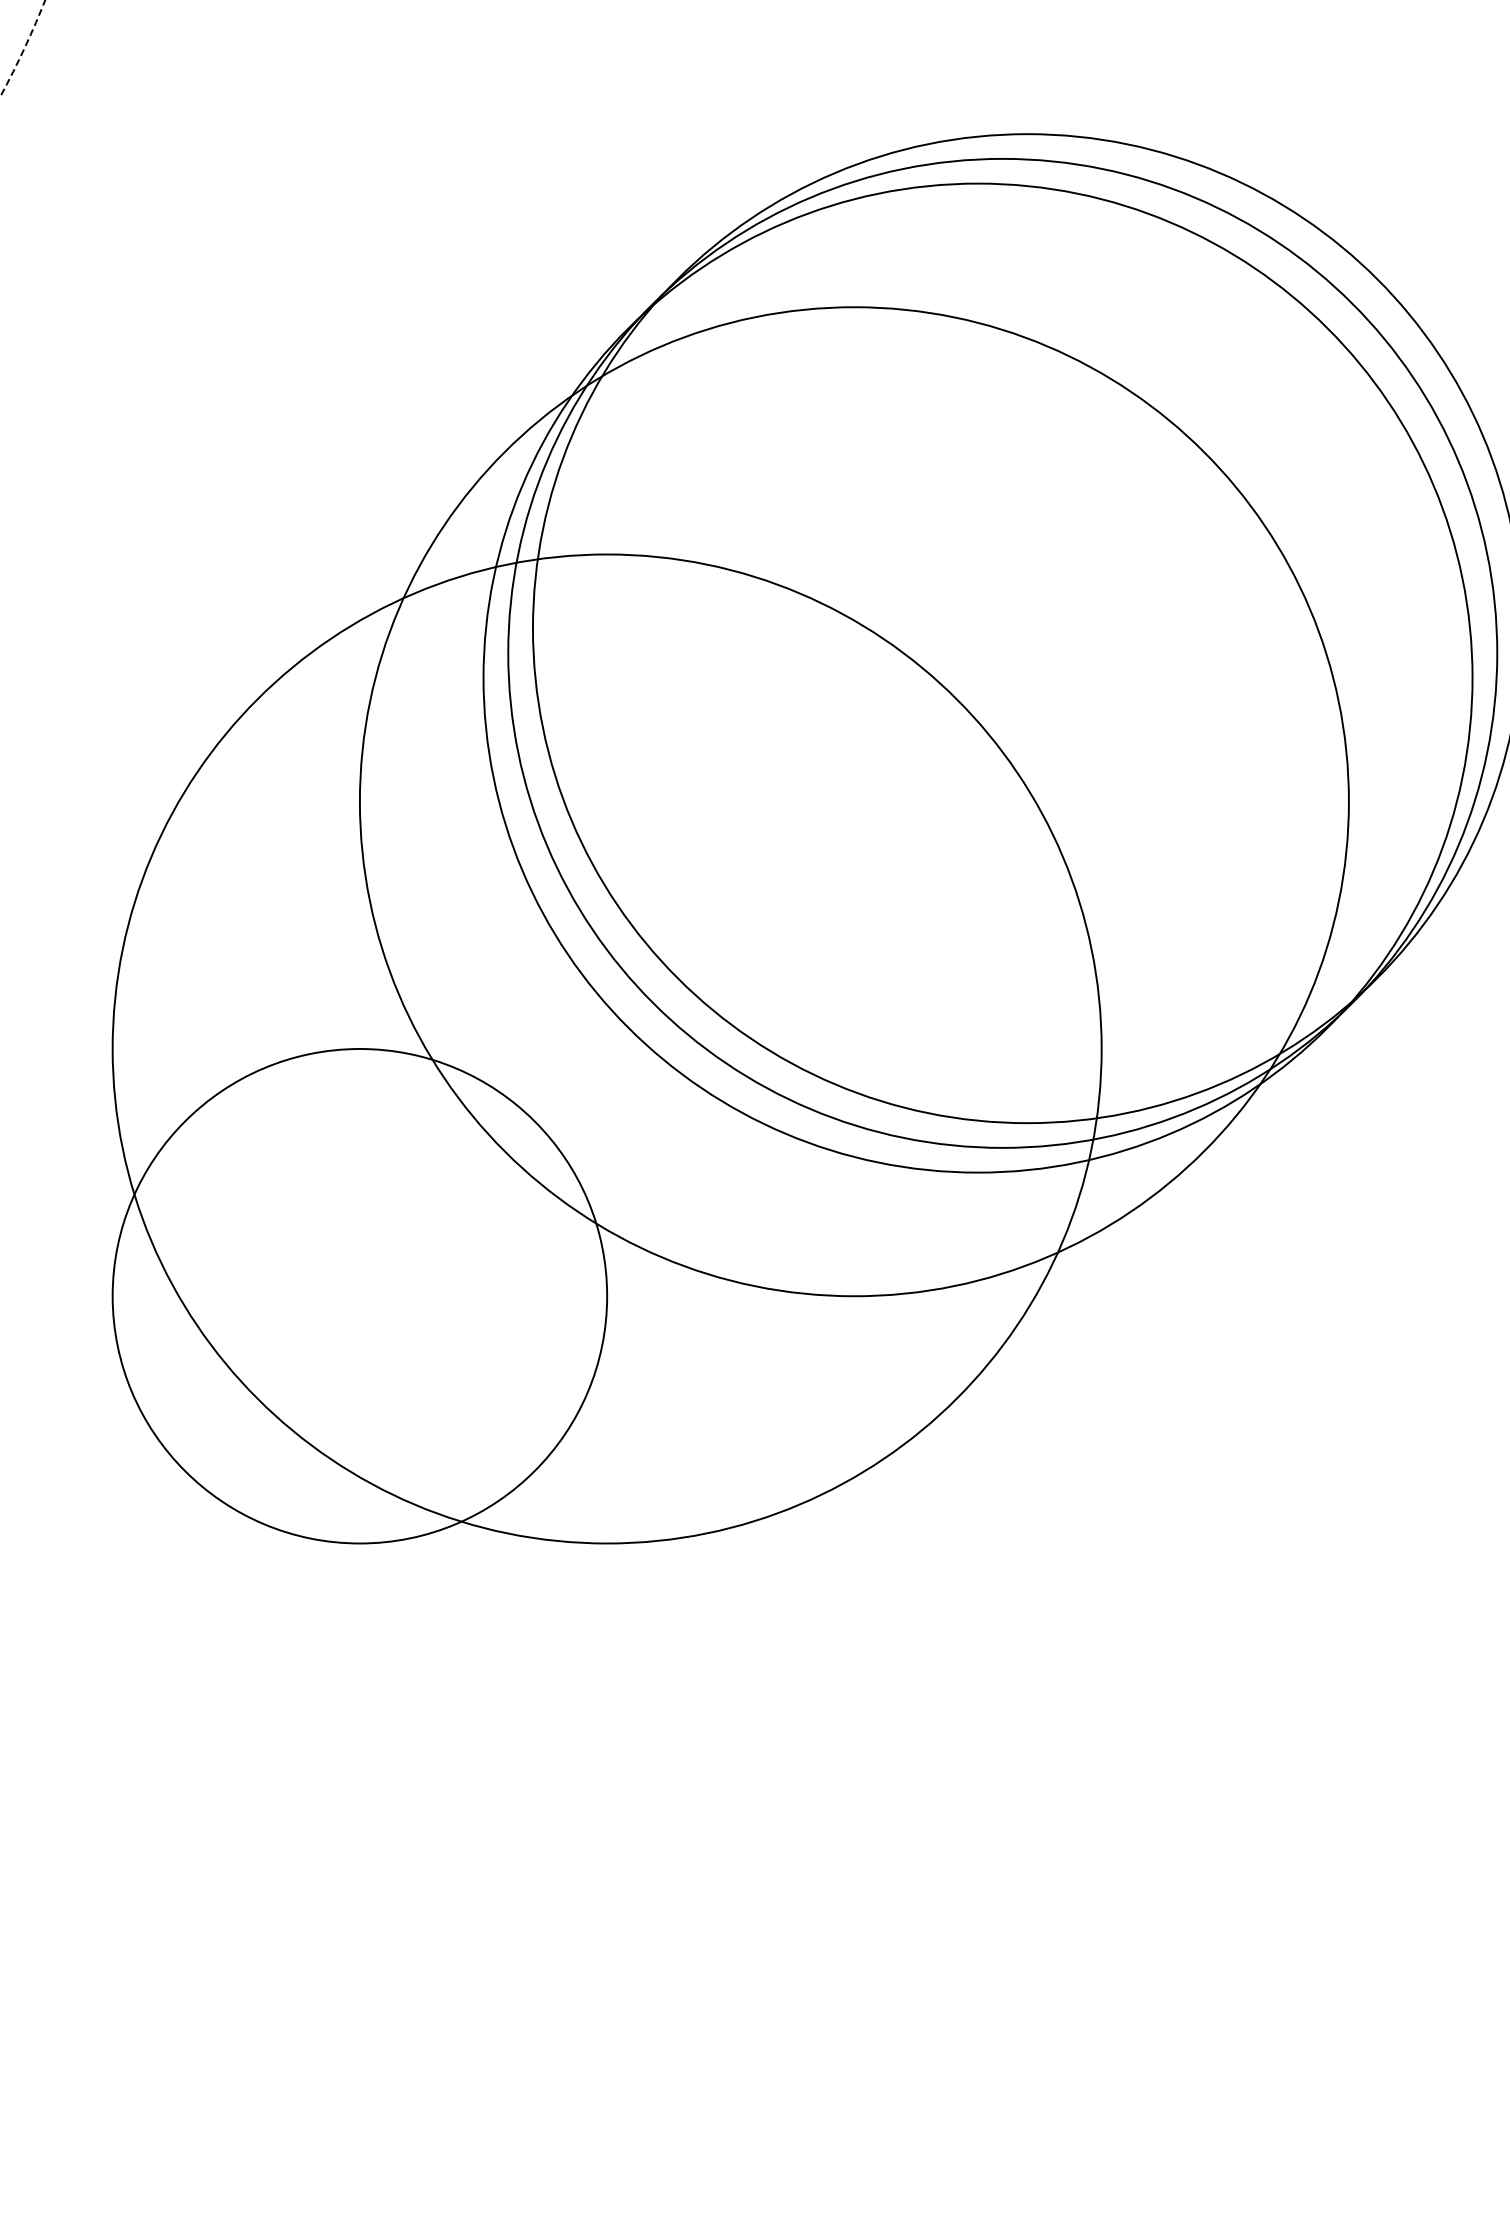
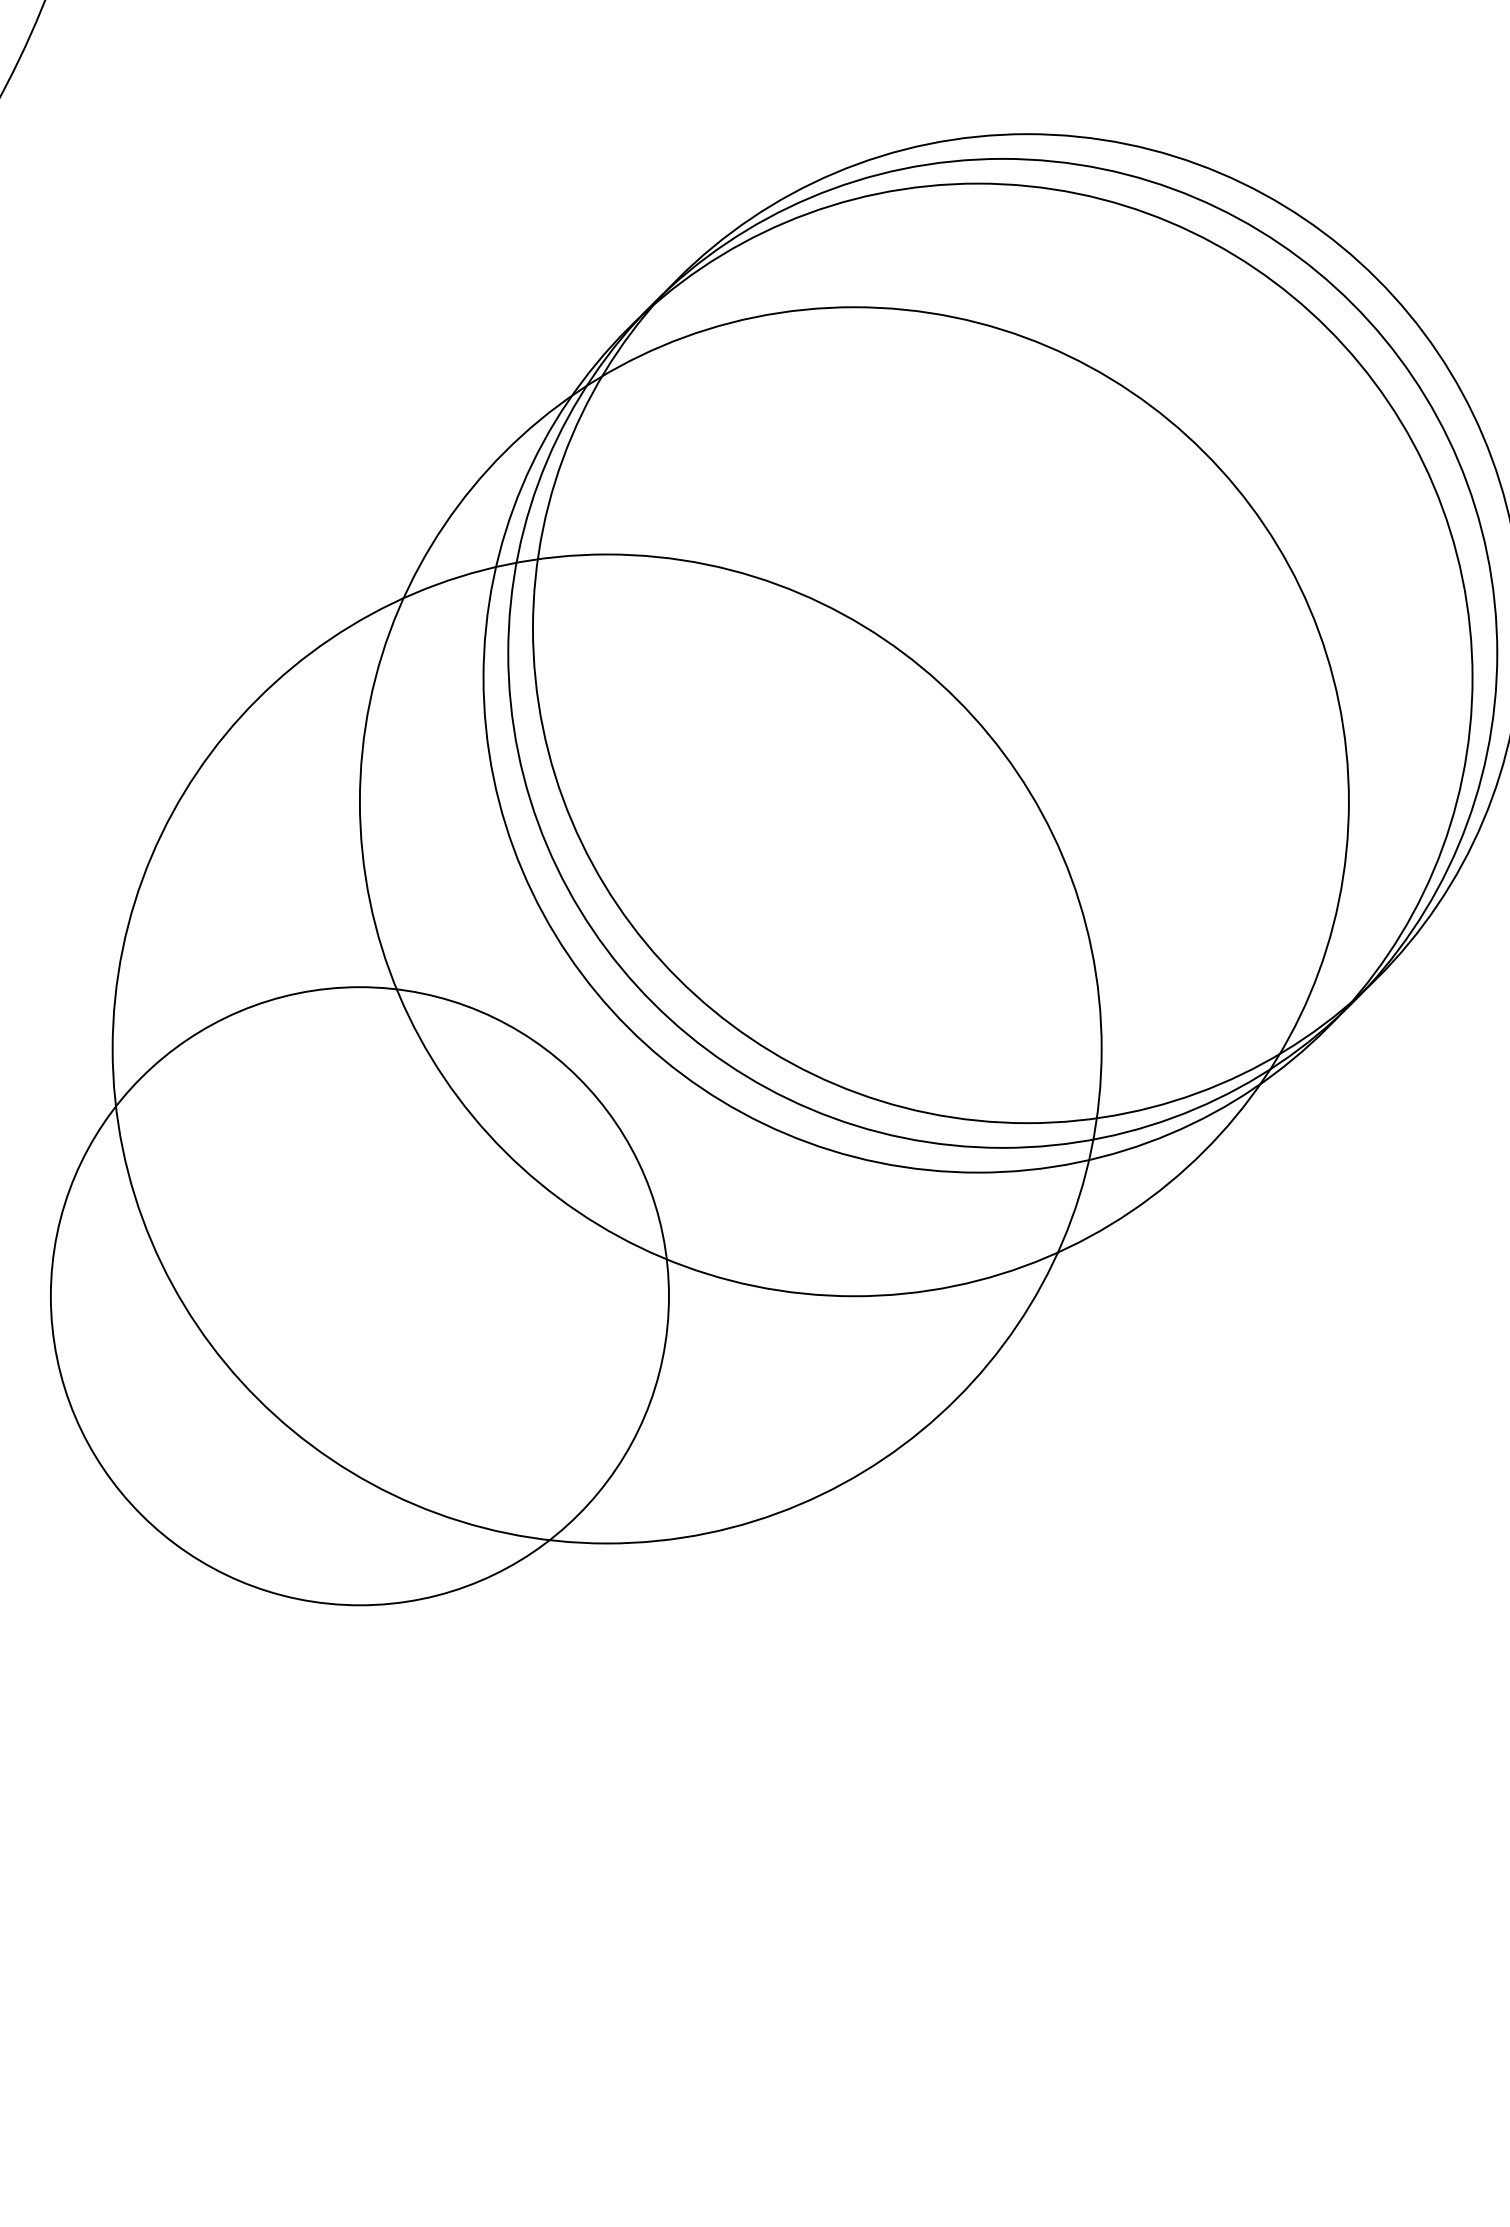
arc: dashed -> solid (24, 48)
circle diameter: 494 px -> 618 px (359, 1296)
